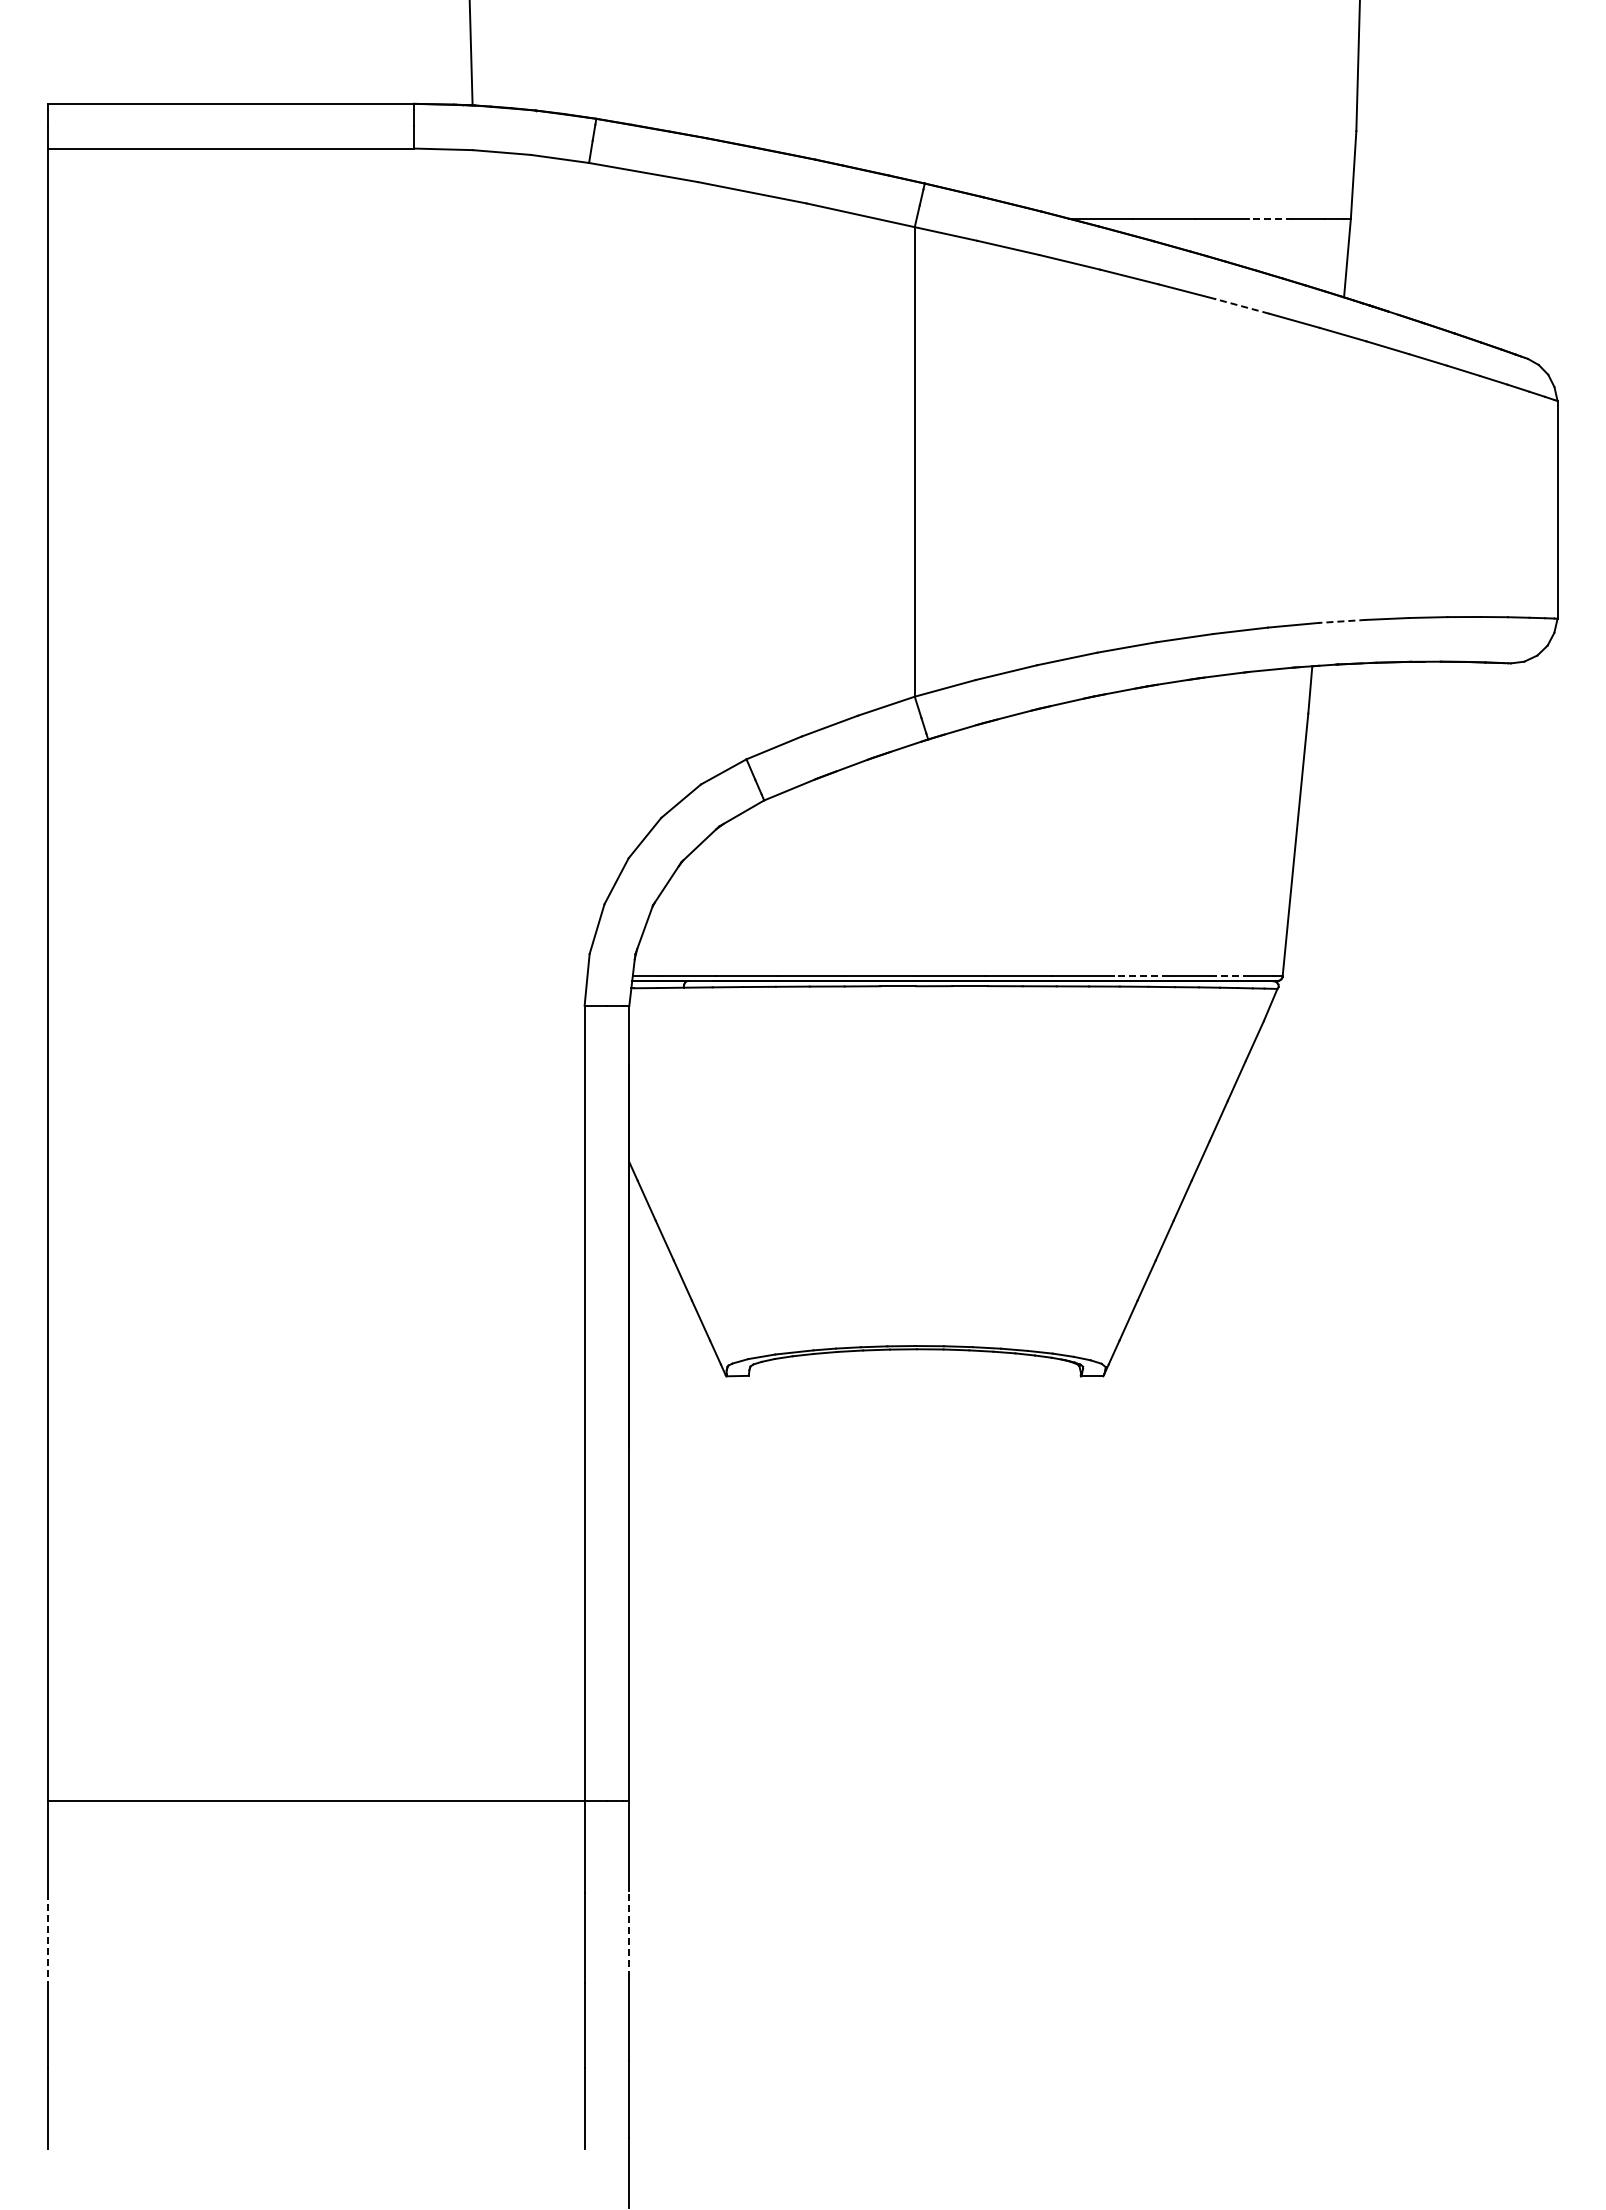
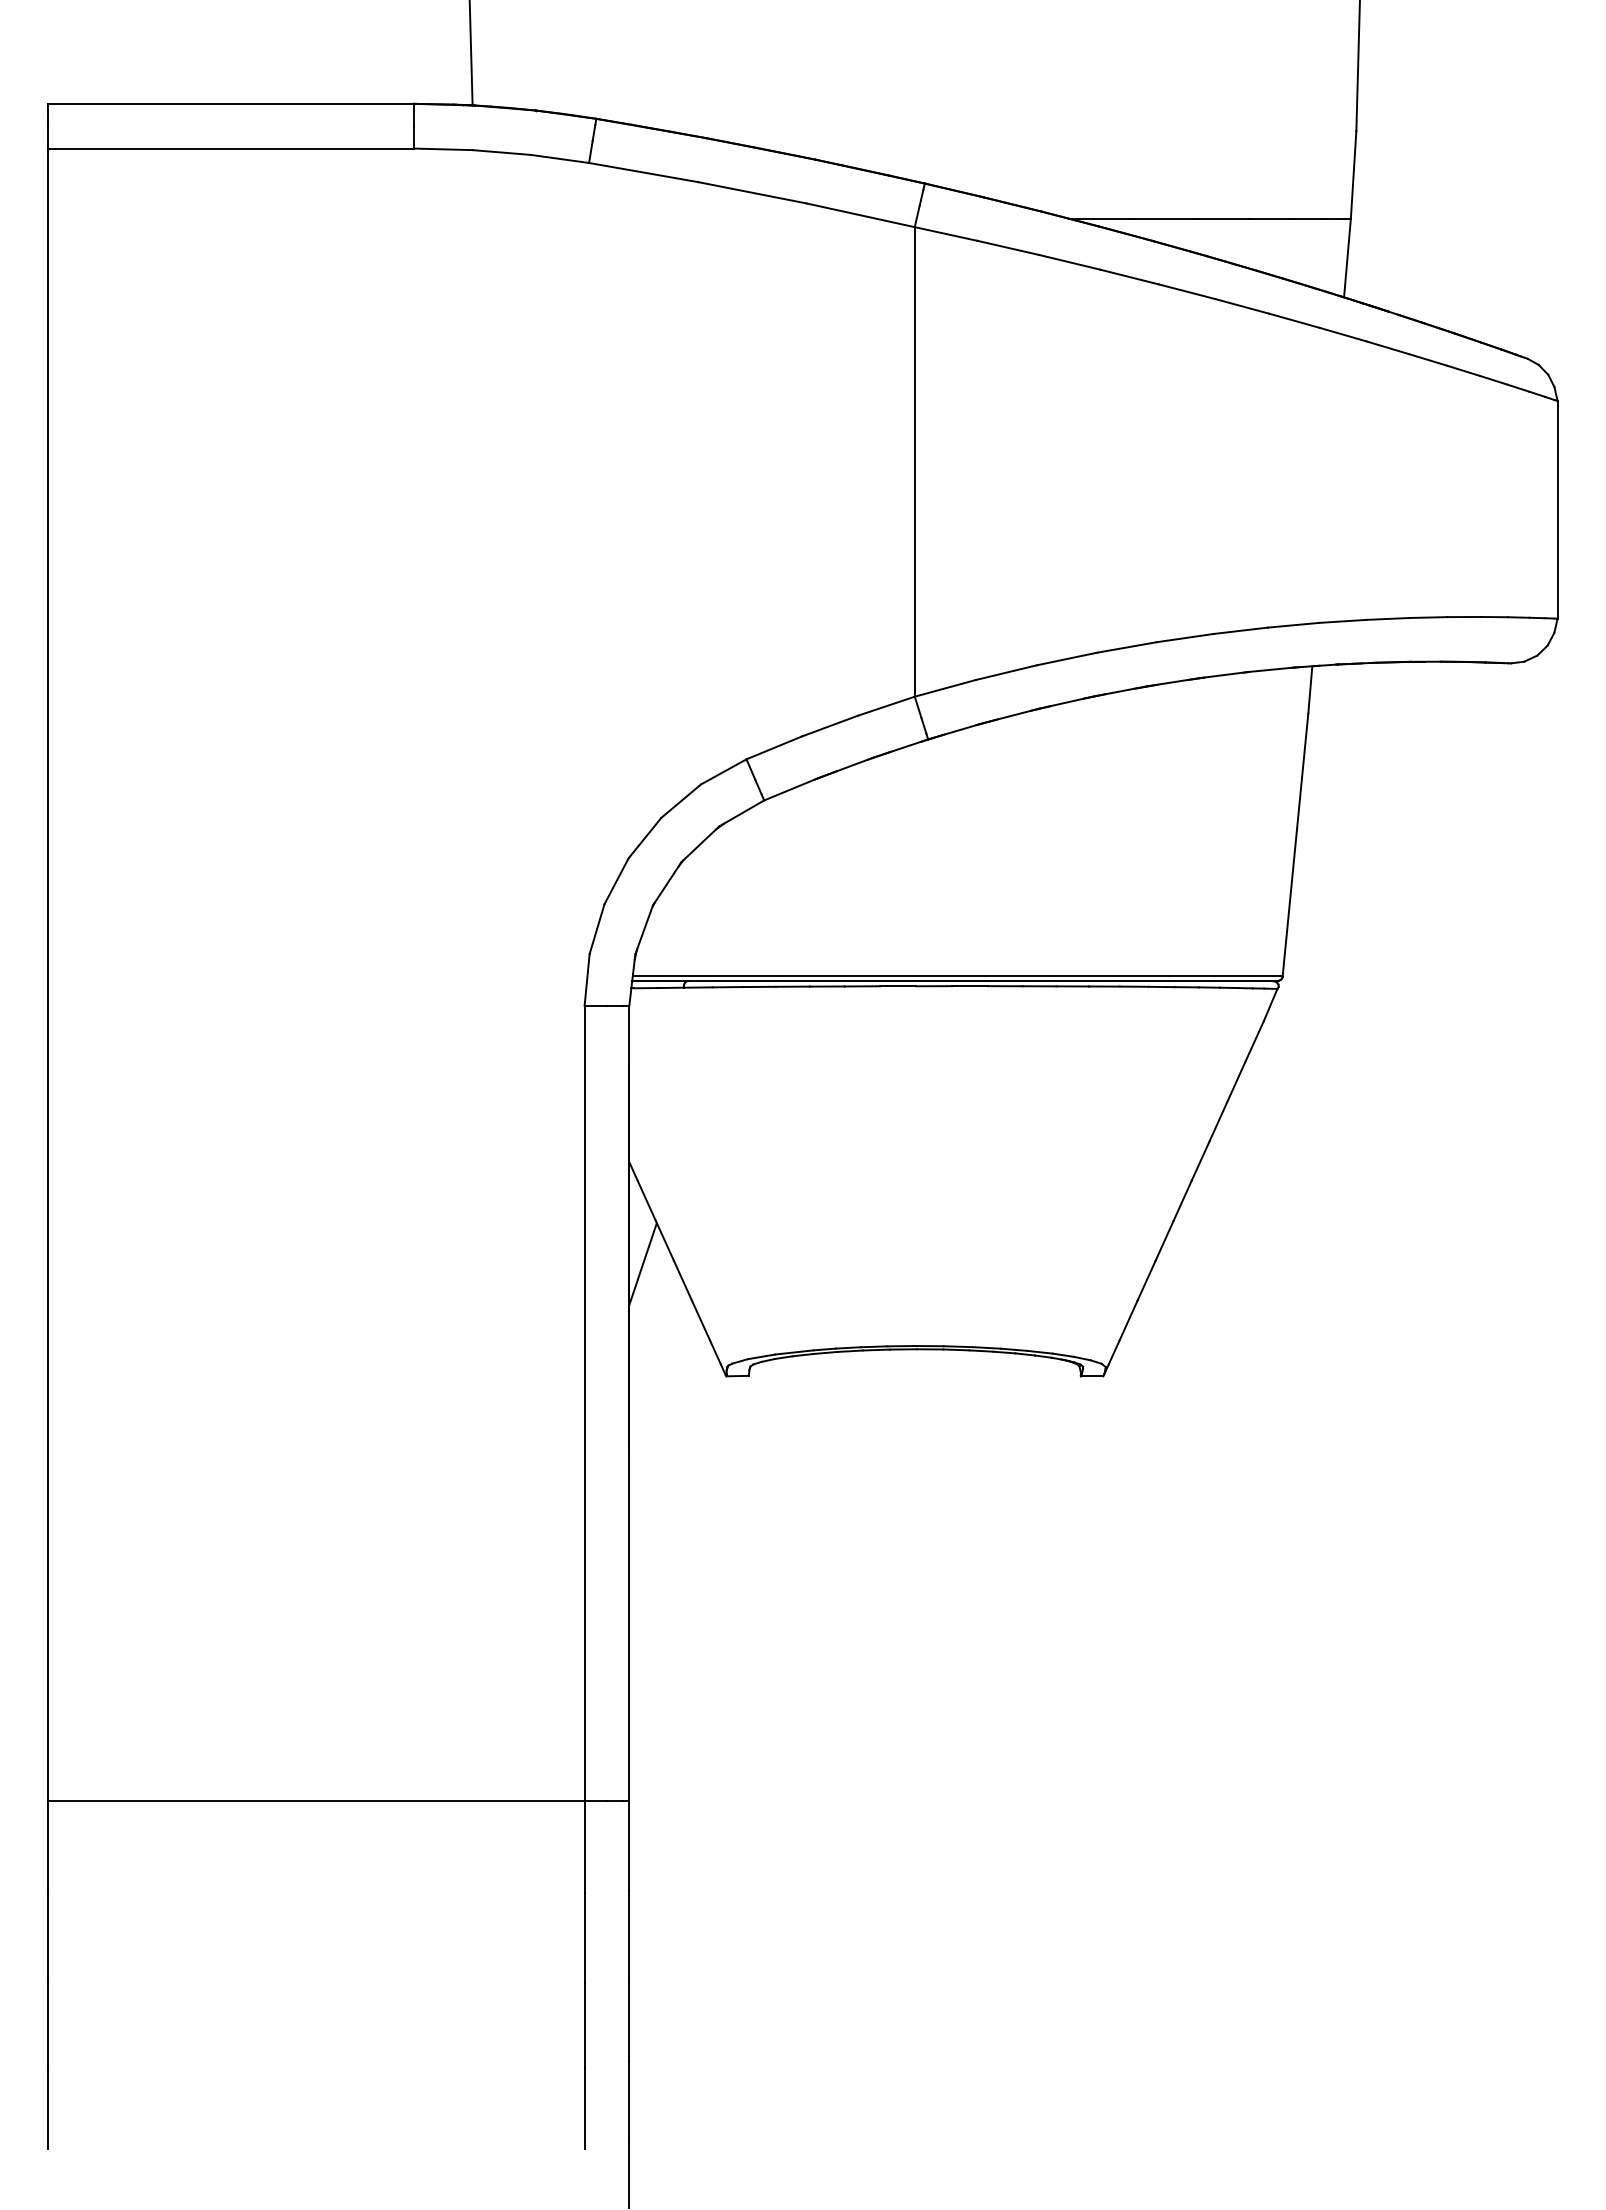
line: dashed -> solid (1270, 218)
line: dashed -> solid (1242, 306)
line: dashed -> solid (1342, 621)
line: dashed -> solid (1141, 976)
line: dashed -> solid (1231, 976)
line: none -> present (642, 1263)
line: dashed -> solid (629, 1934)
line: dashed -> solid (48, 1937)
